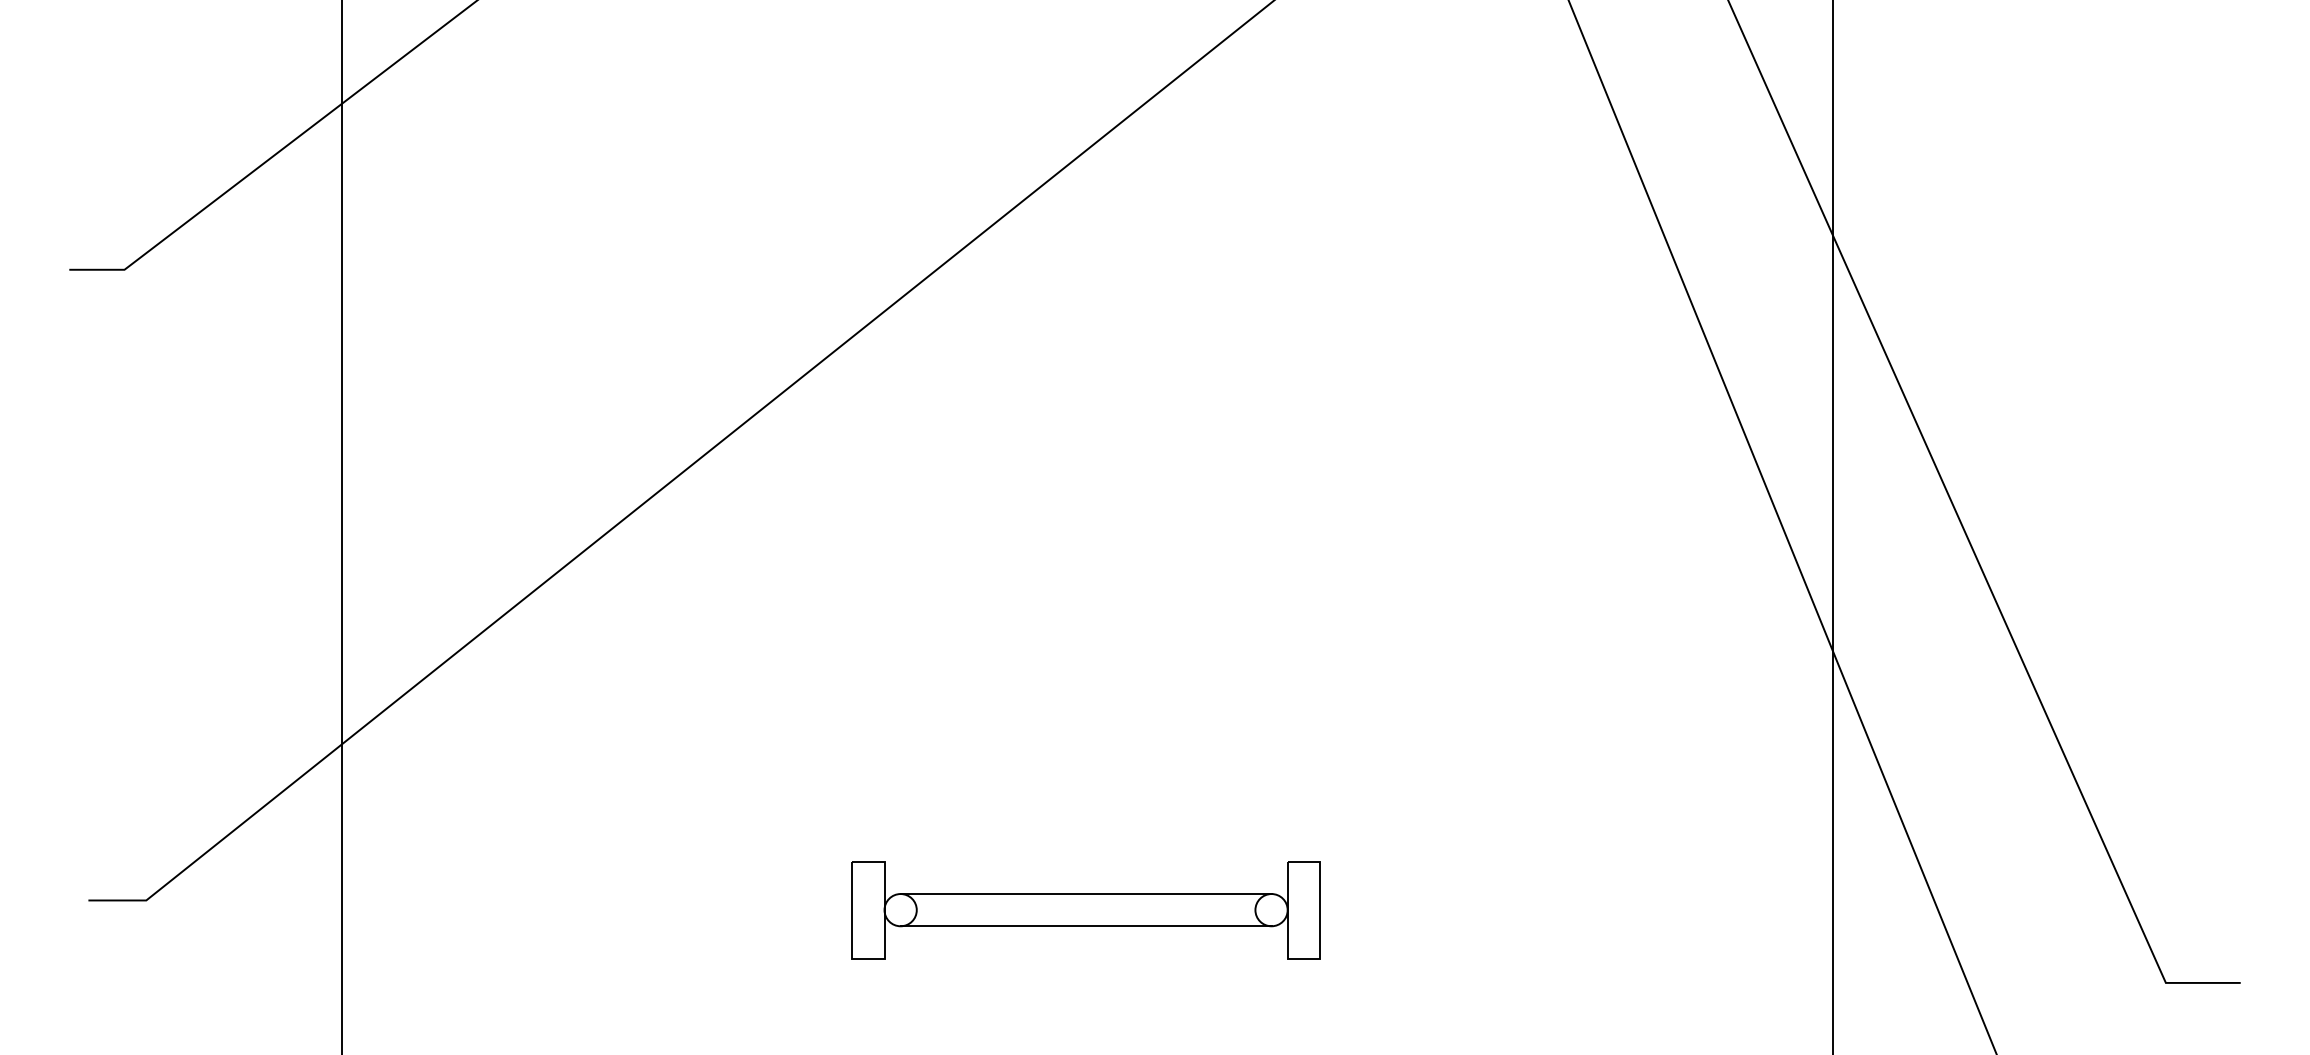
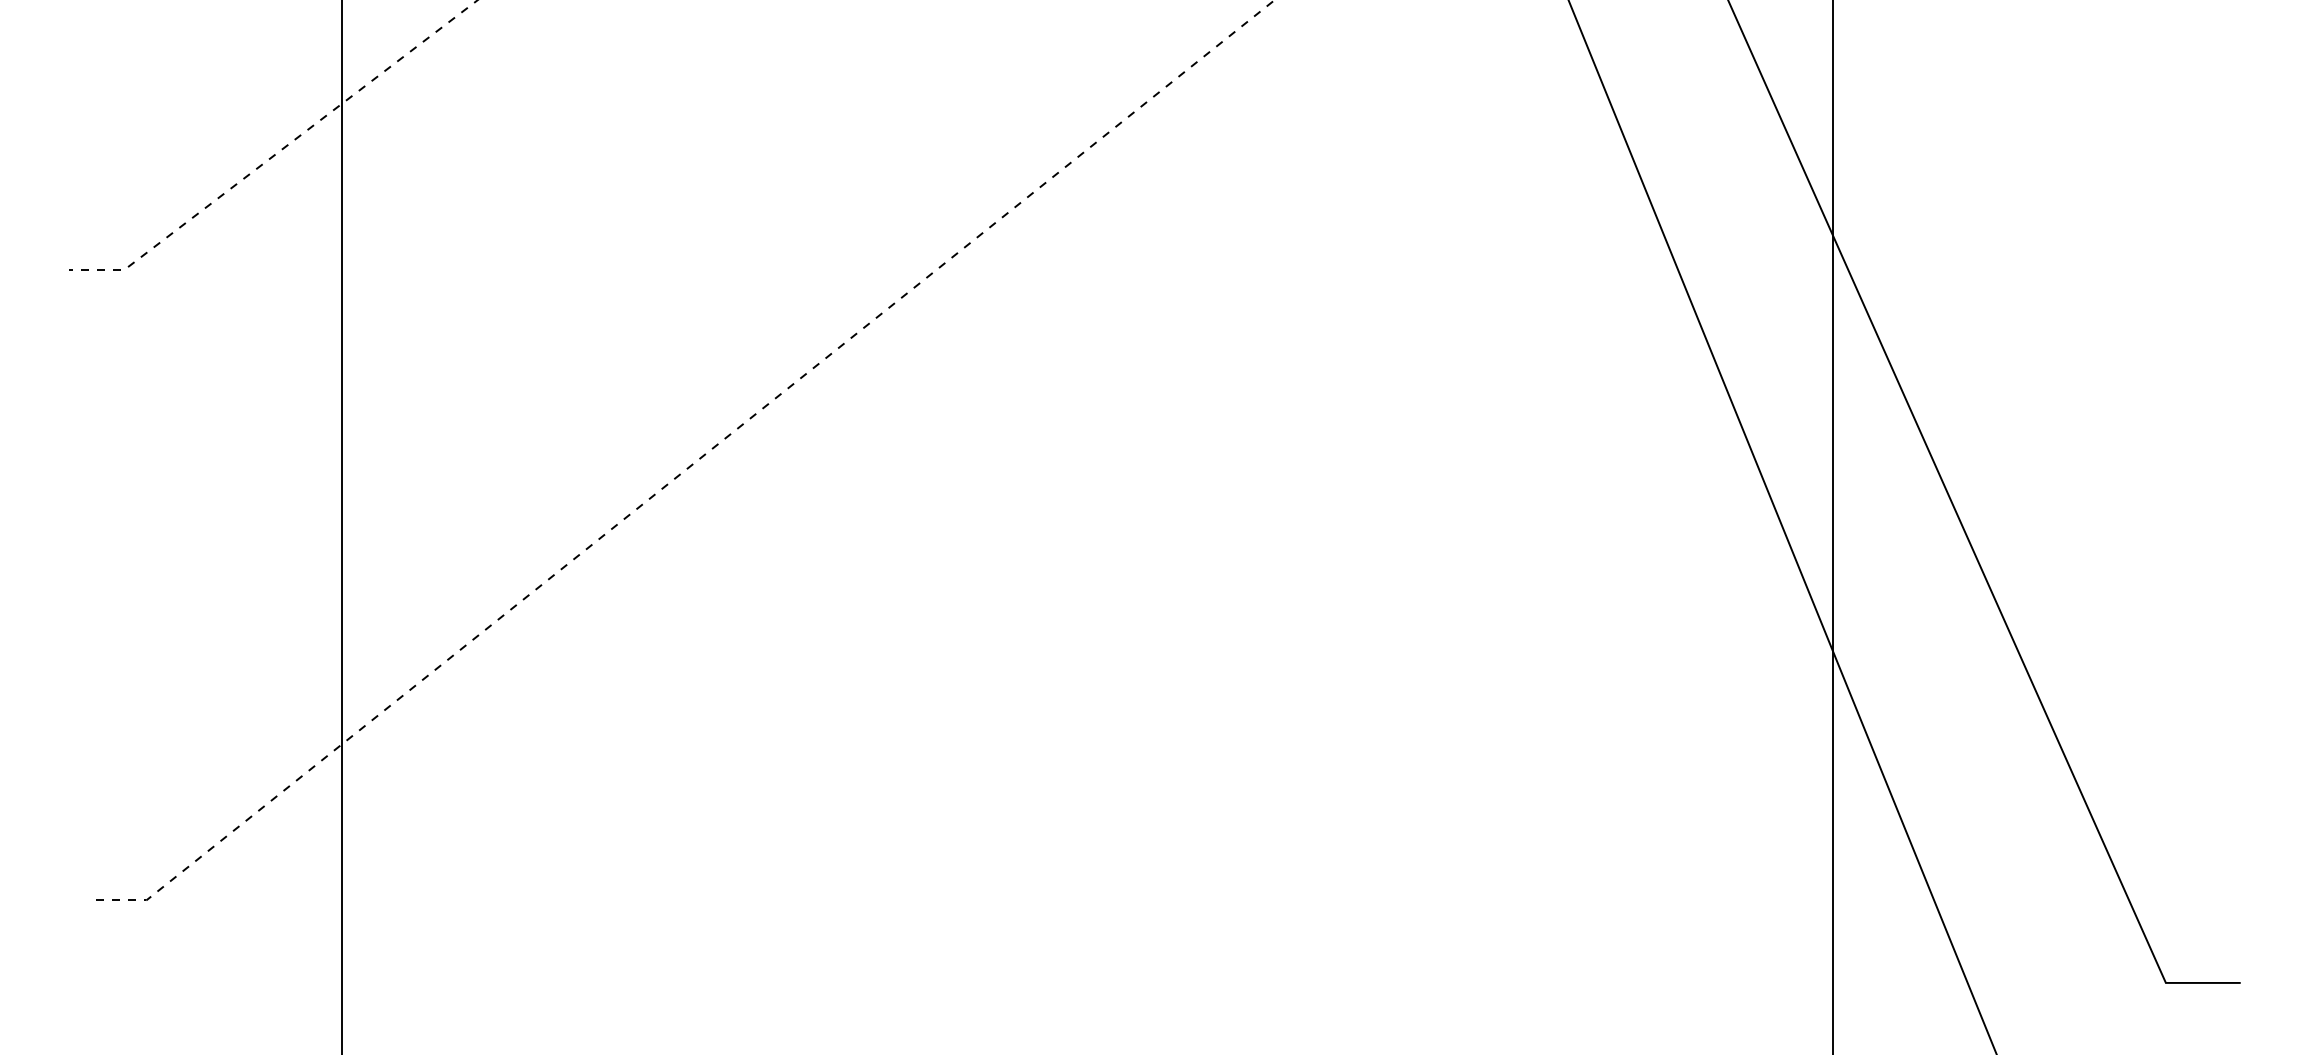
line: solid -> dashed (278, 152)
line: solid -> dashed (687, 469)
part: present -> none (1085, 910)
